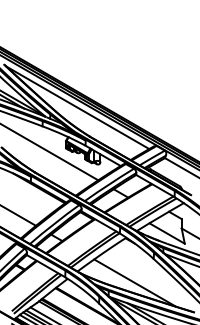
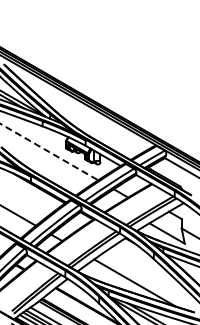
line: present -> none (77, 107)
line: solid -> dashed (49, 152)
